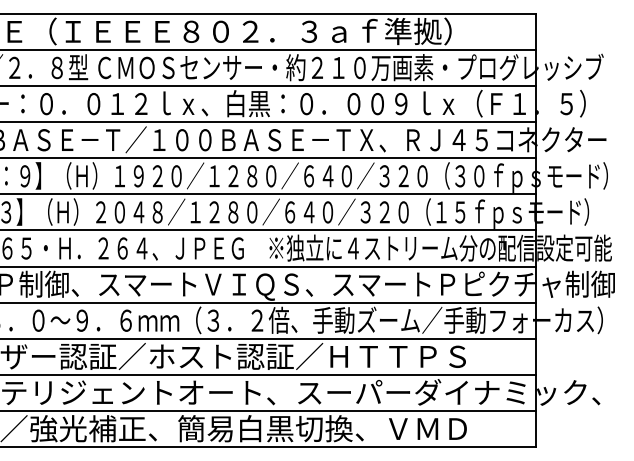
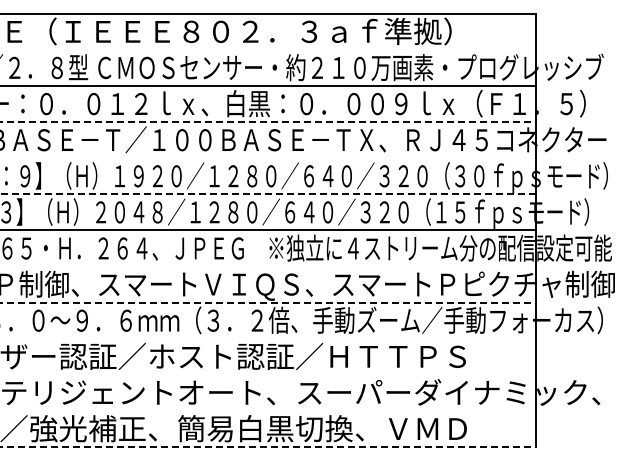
line: present -> none (269, 49)
line: solid -> dashed (268, 122)
line: present -> none (269, 158)
line: solid -> dashed (268, 194)
line: present -> none (269, 266)
line: solid -> dashed (268, 302)
line: present -> none (269, 338)
line: present -> none (269, 374)
line: present -> none (269, 411)
line: solid -> dashed (268, 447)
